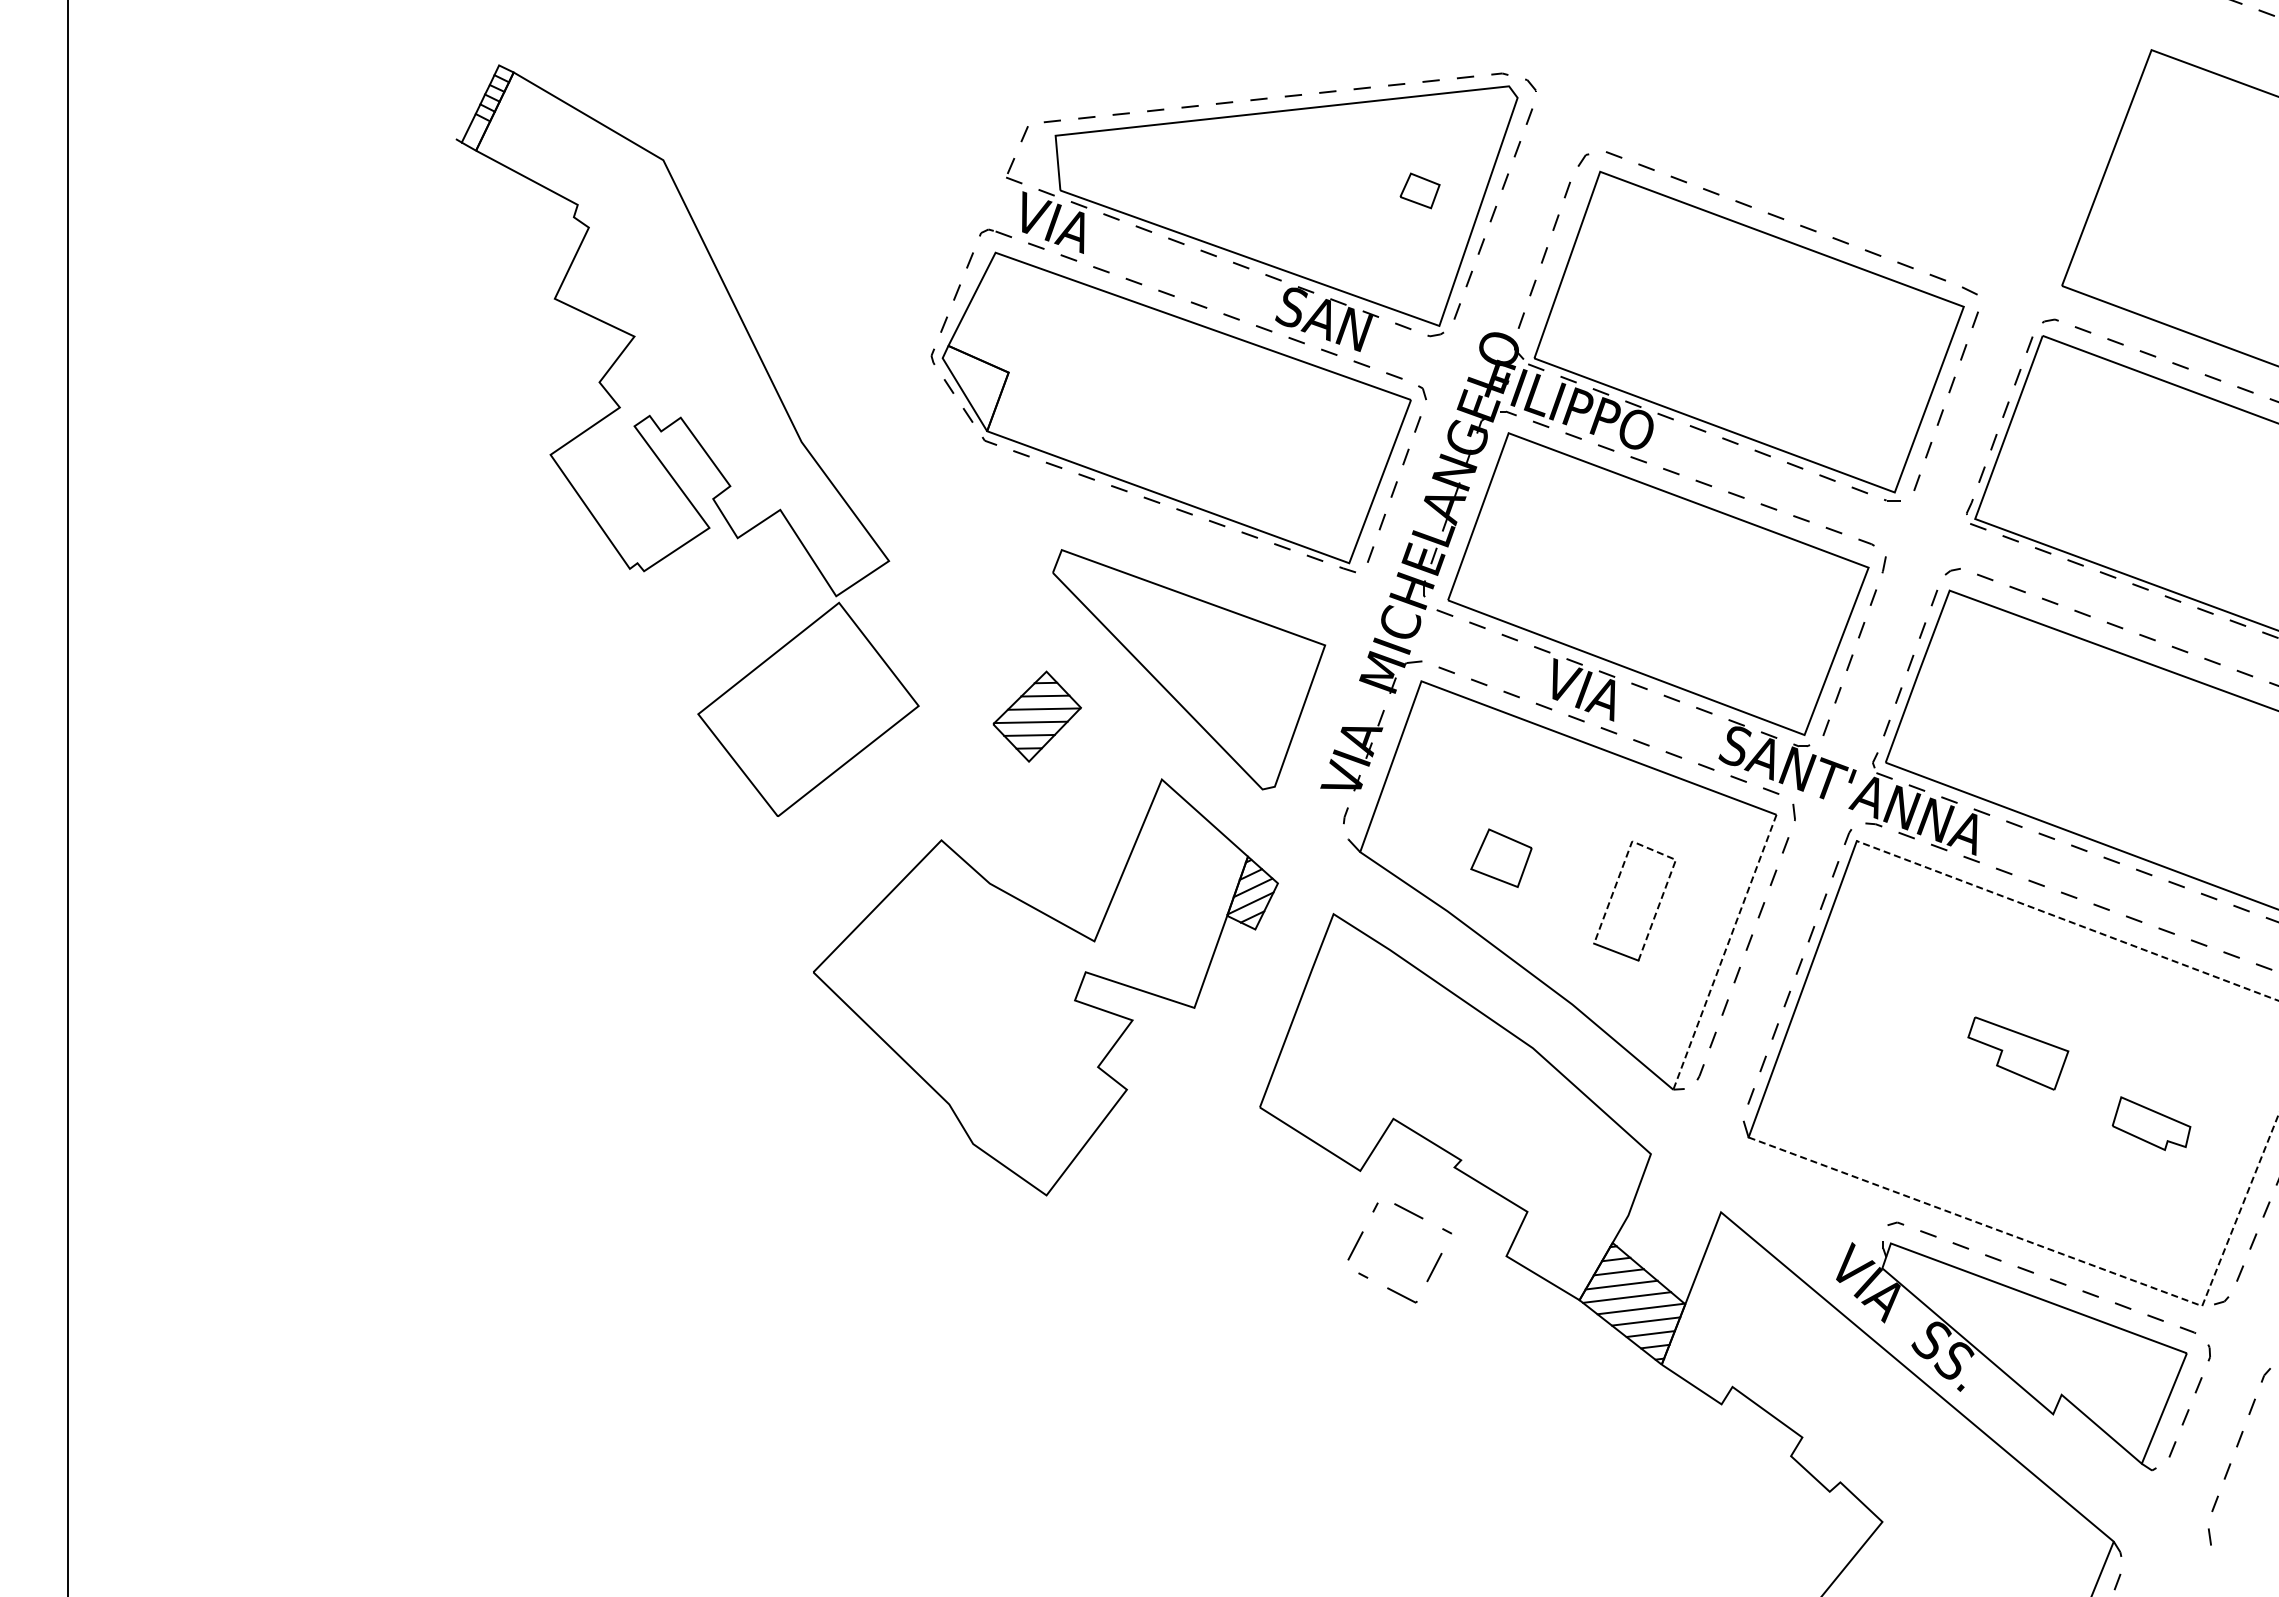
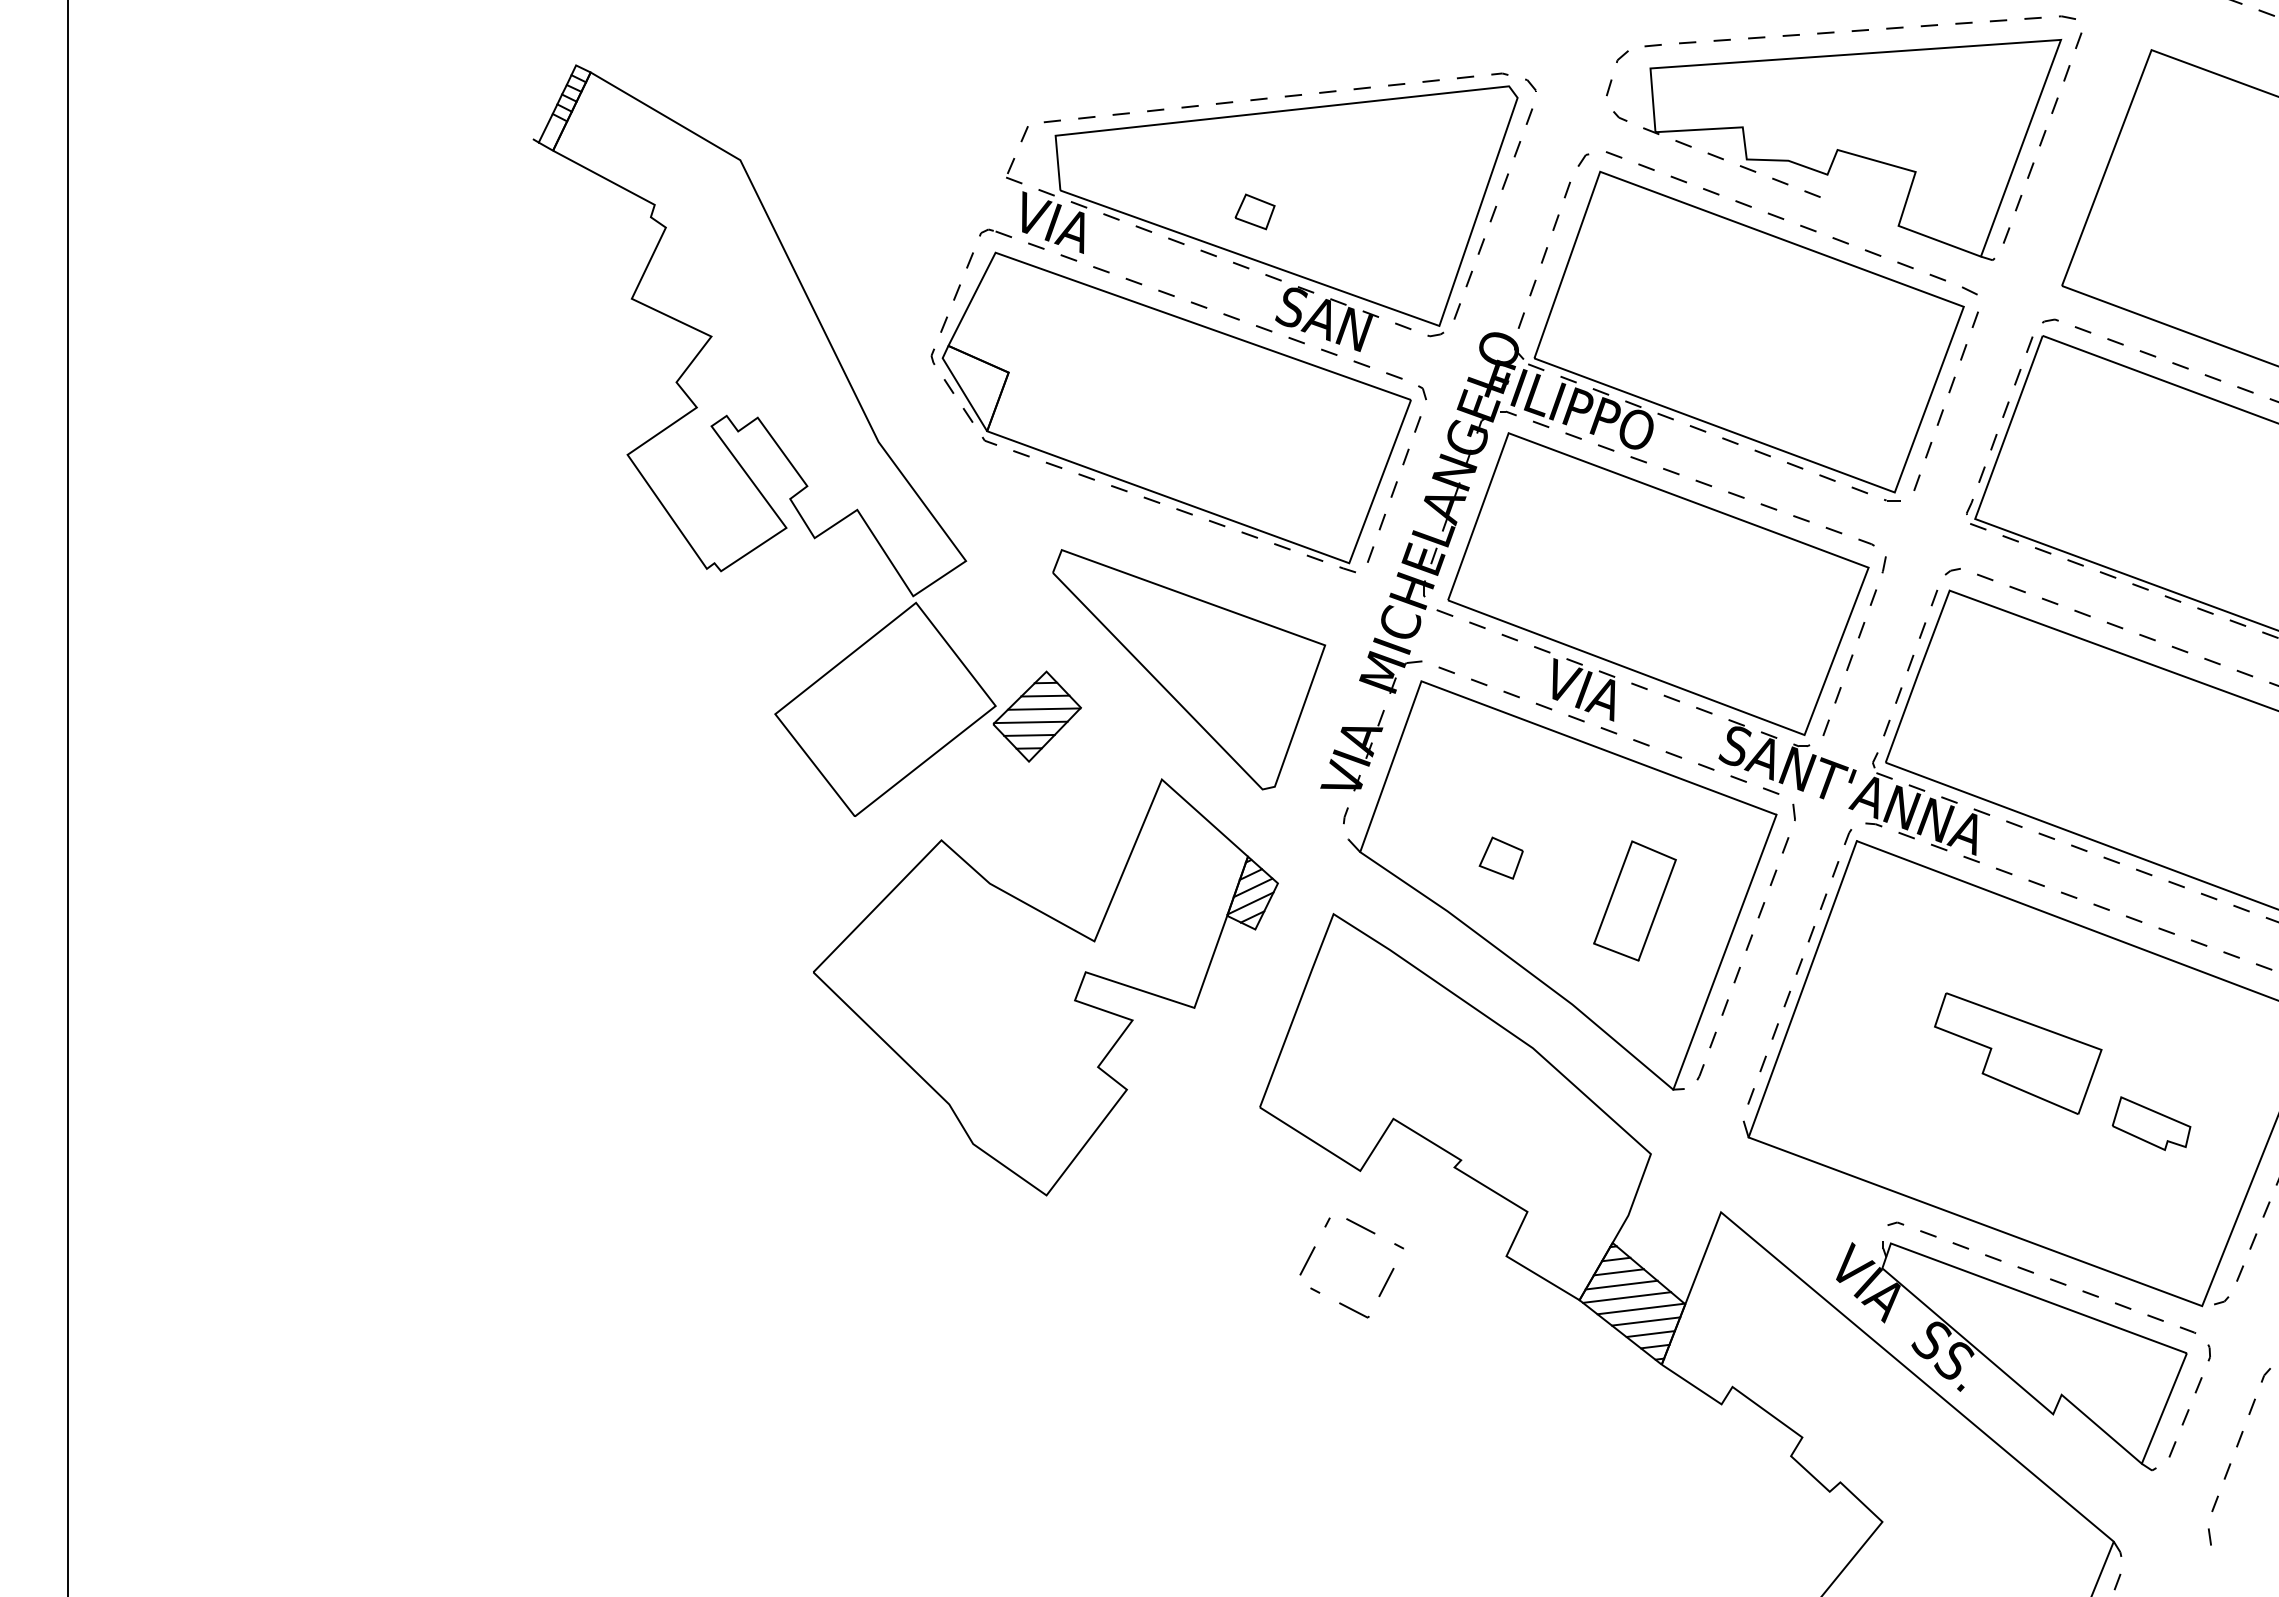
part: none -> present (1844, 137)
part position: (1419, 190) -> (1254, 211) (1254, 211)
part position: (693, 437) -> (770, 437) (770, 437)
line: dashed -> solid (1653, 850)
part size: 63x60 px -> 46x44 px (1500, 857)
line: dashed -> solid (1724, 952)
part size: 103x75 px -> 169x123 px (2018, 1053)
line: dashed -> solid (2234, 1224)
part position: (1432, 1268) -> (1384, 1283) (1384, 1283)
